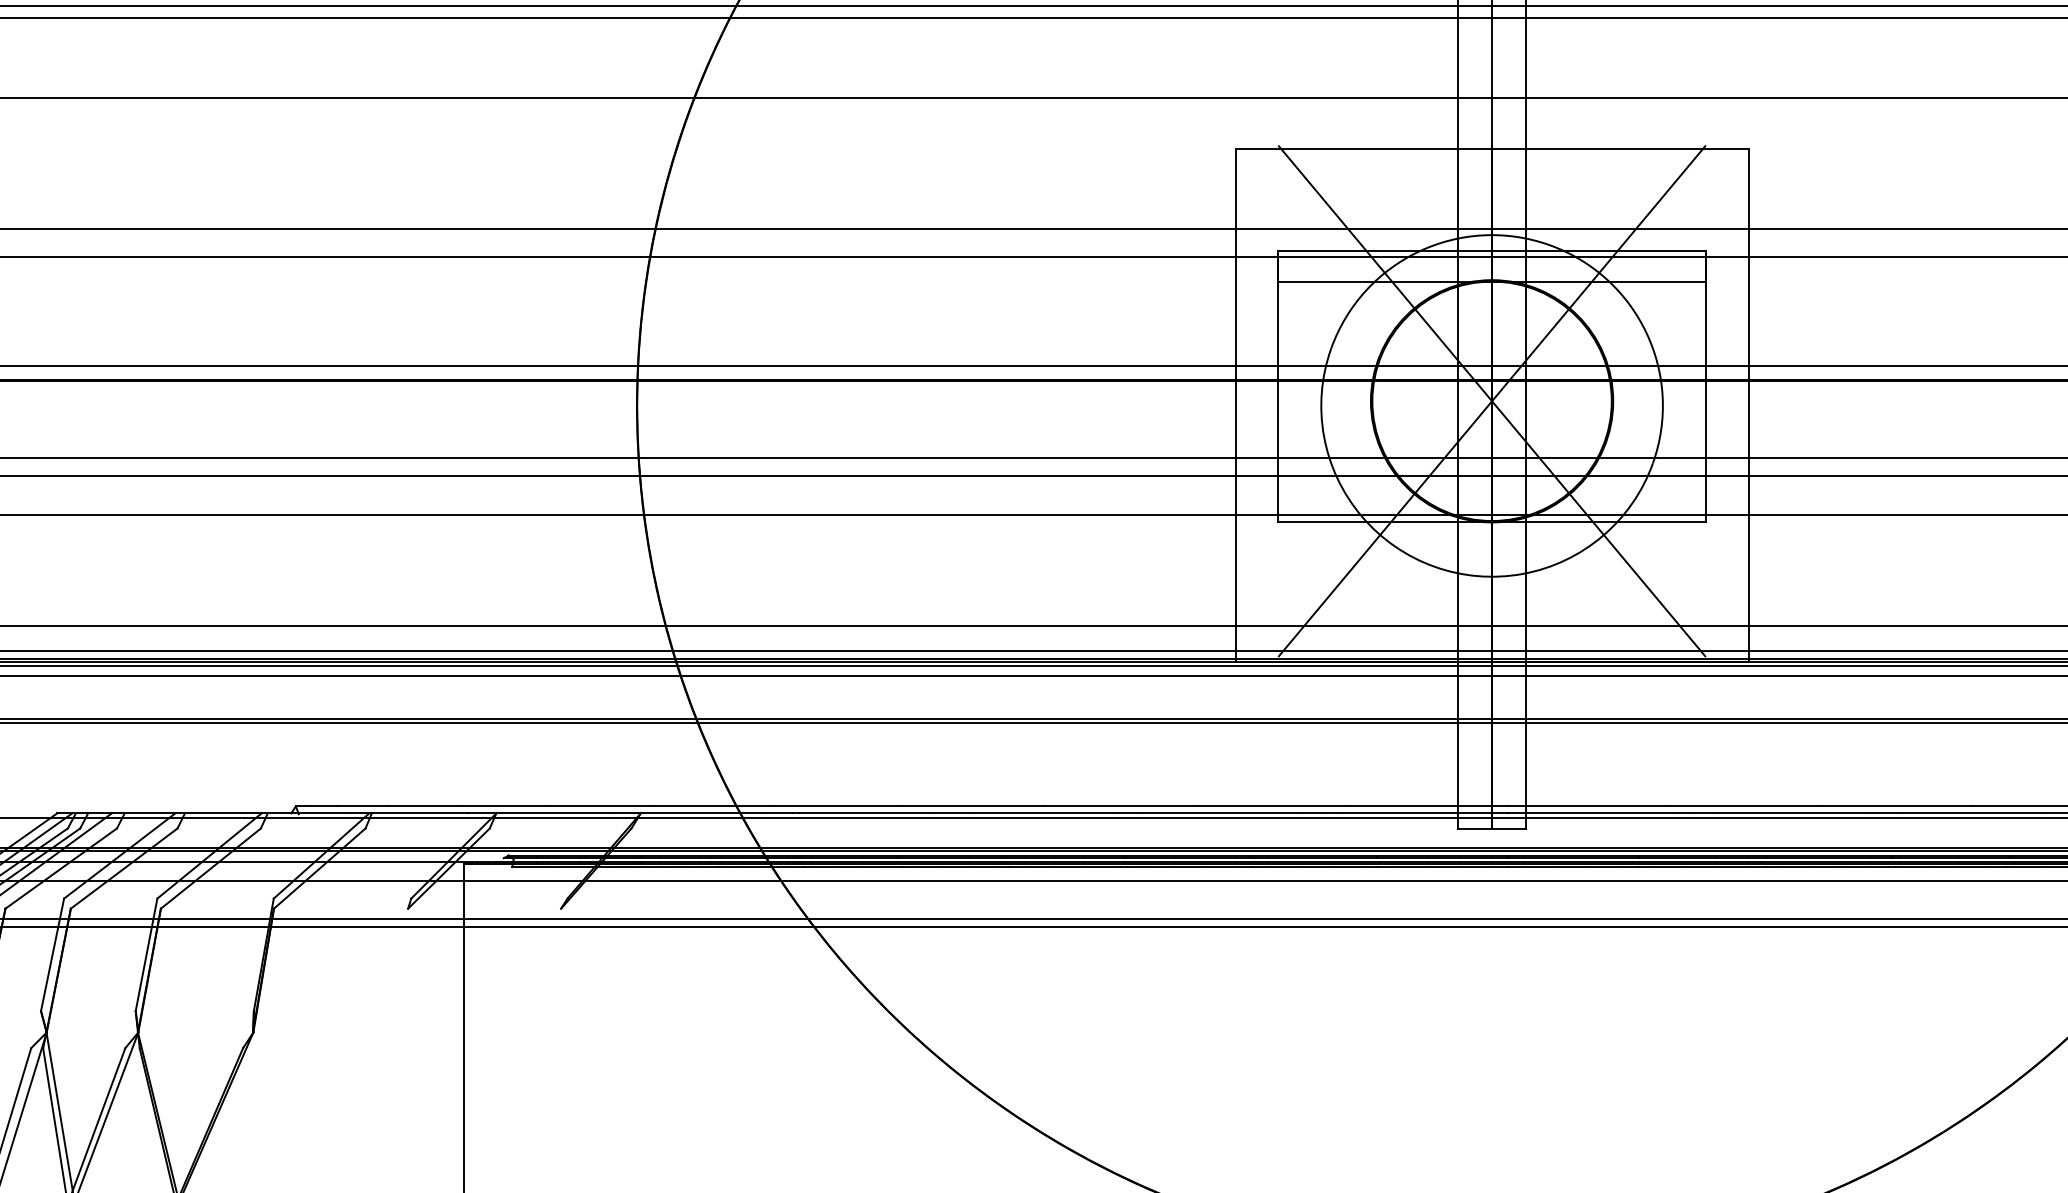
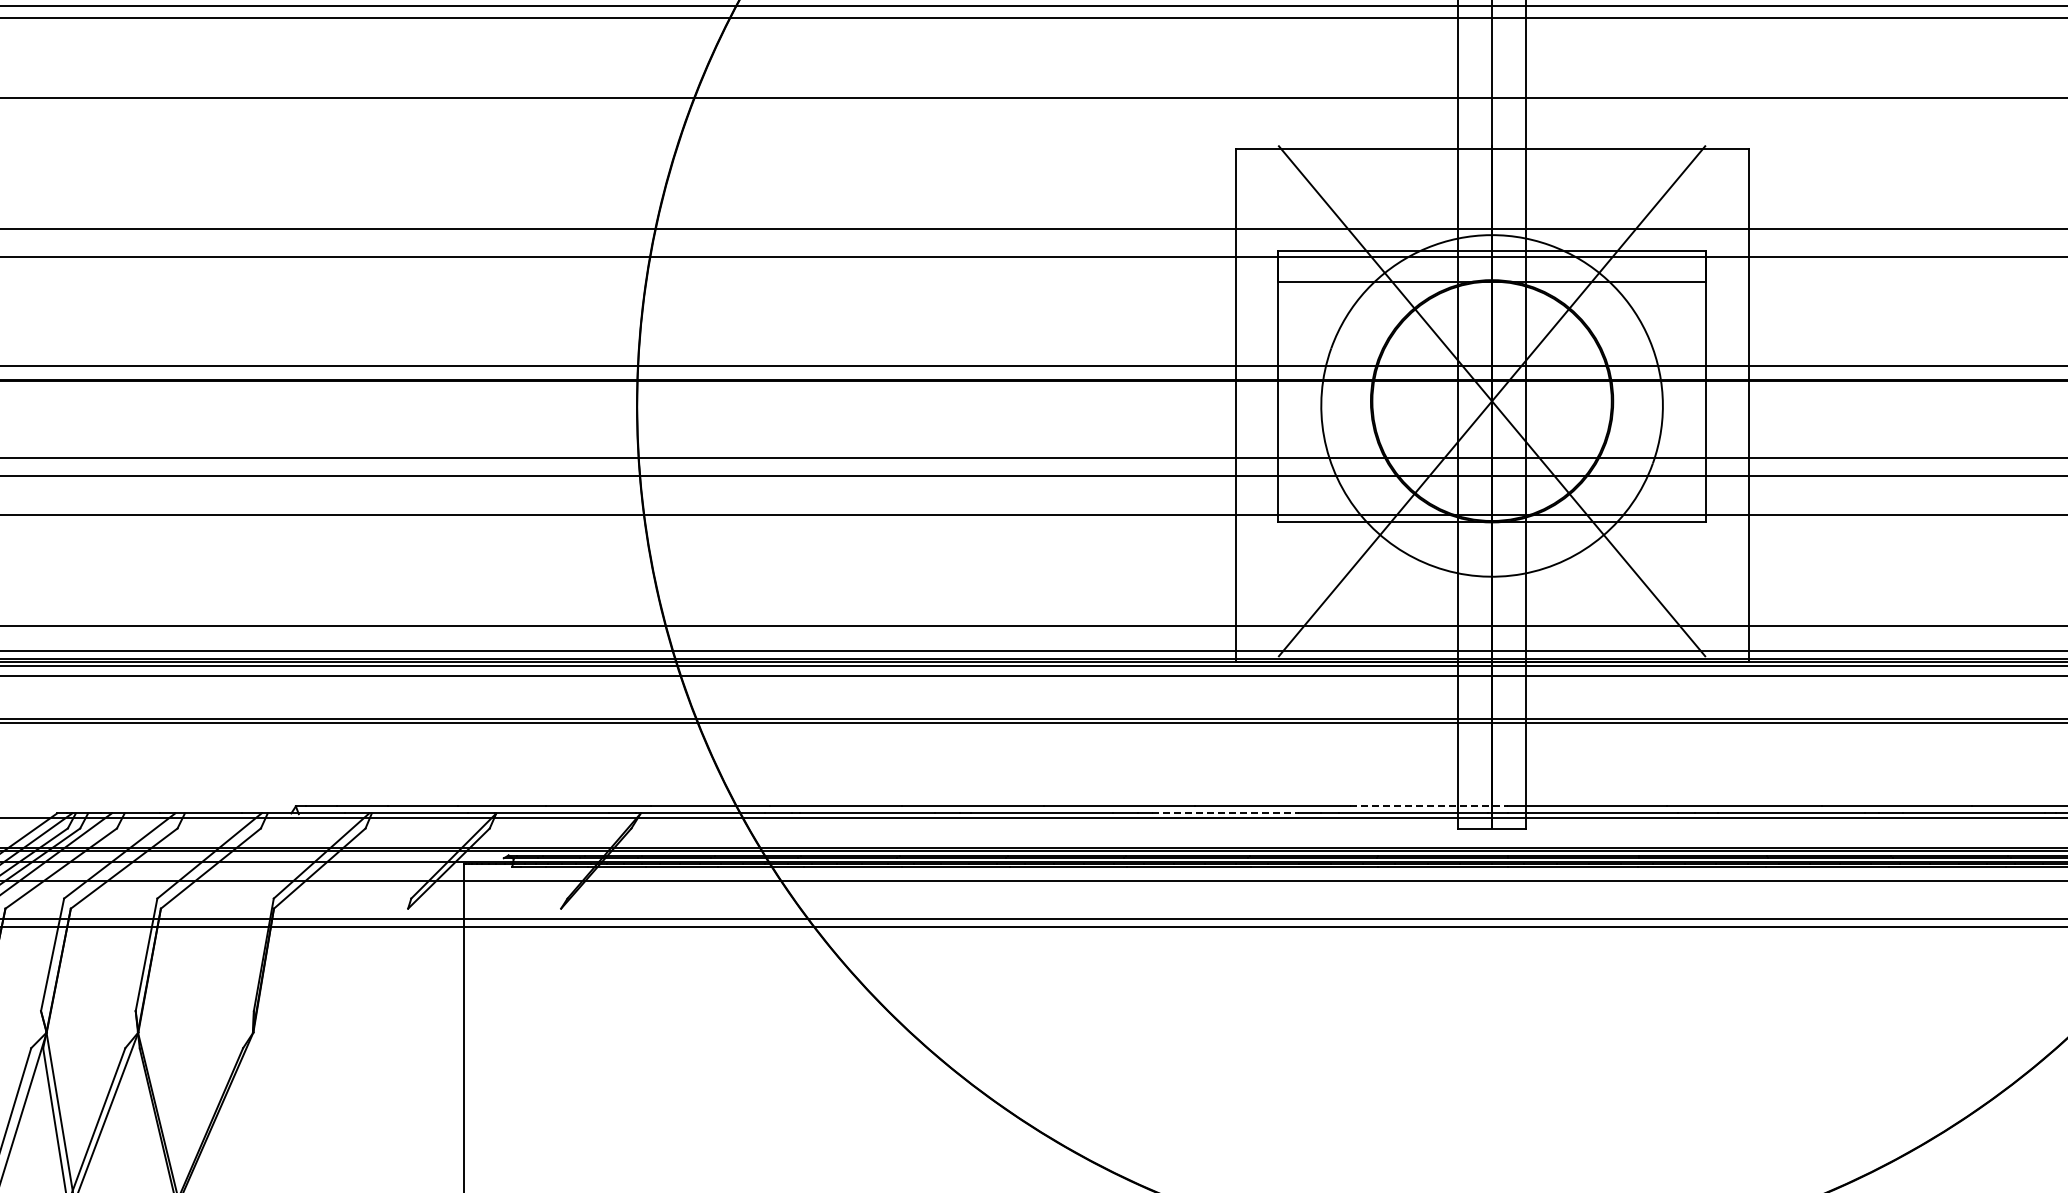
line: solid -> dashed (1429, 806)
line: solid -> dashed (1225, 813)
